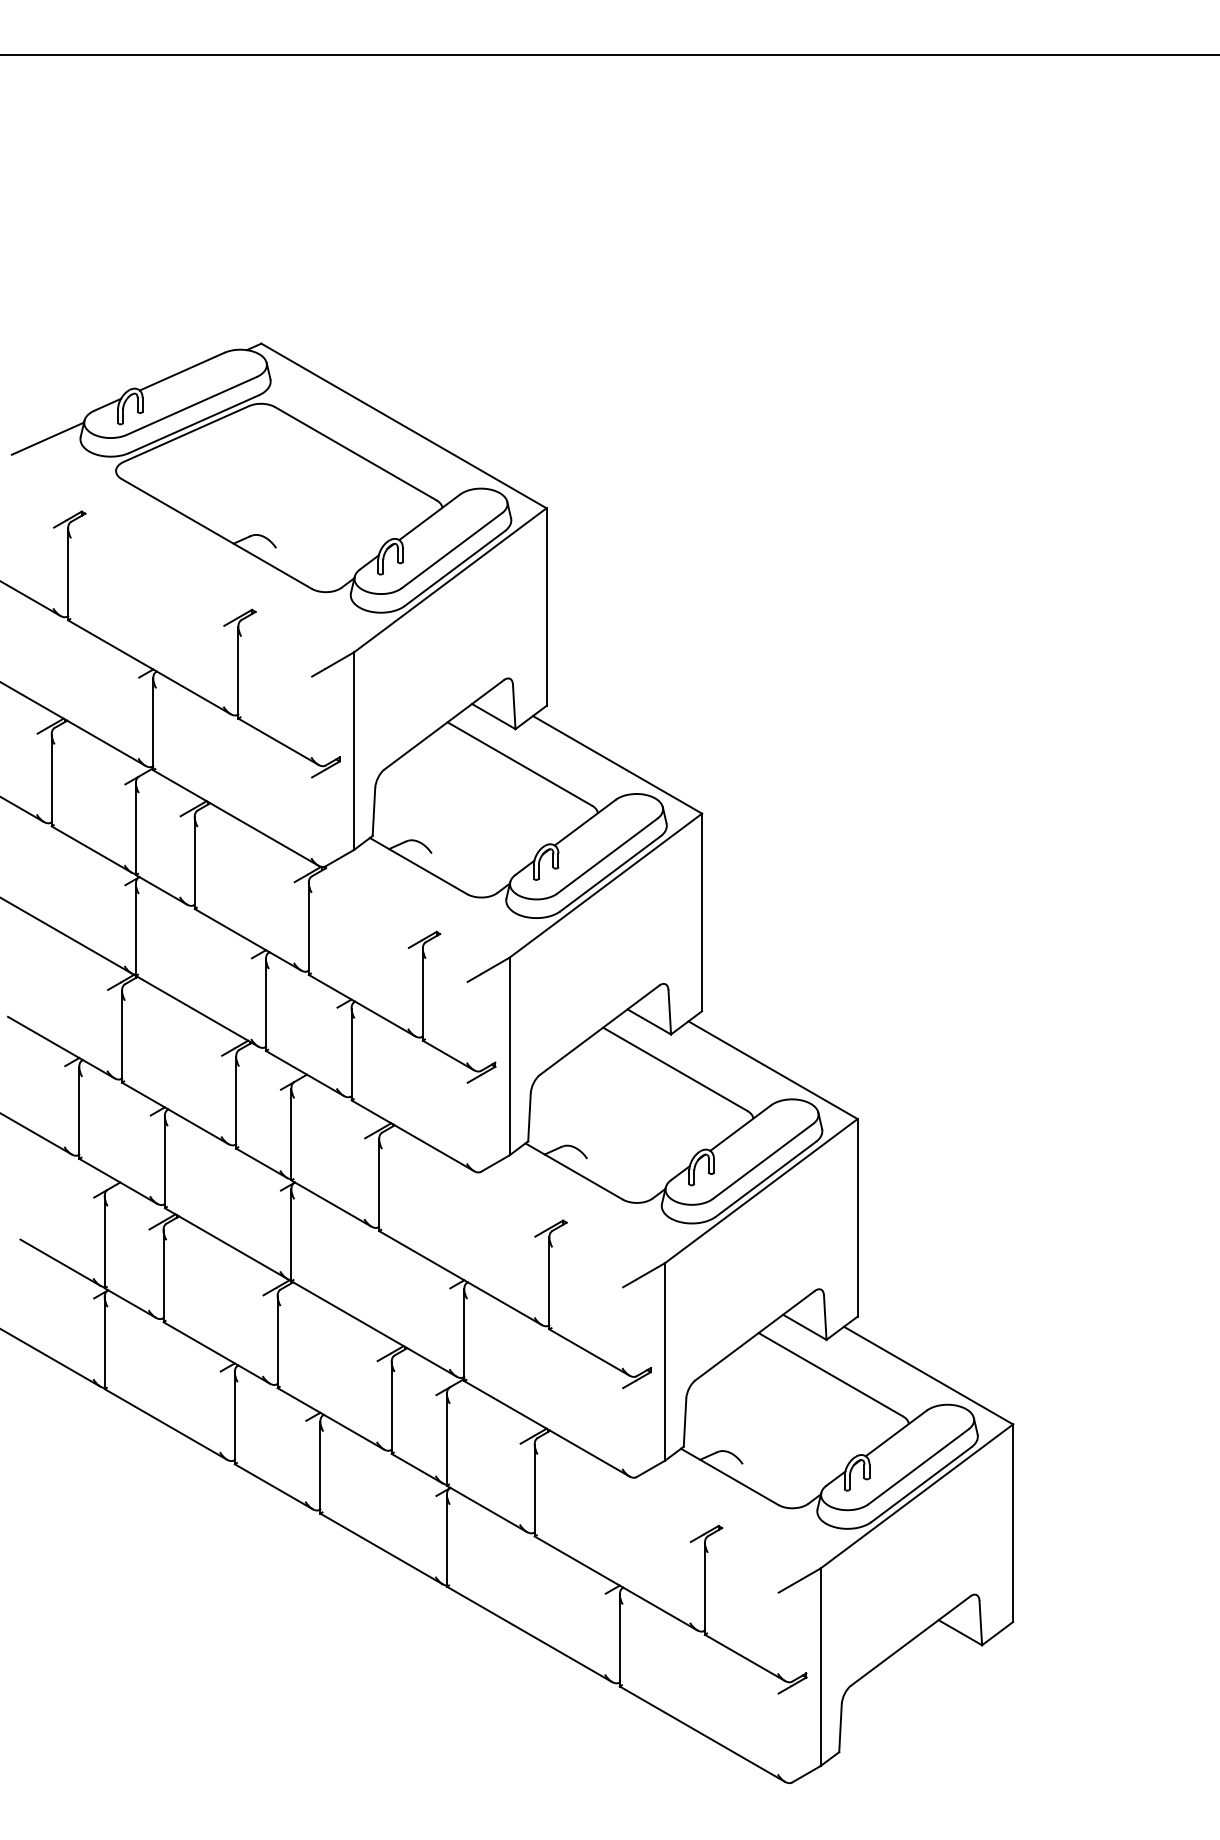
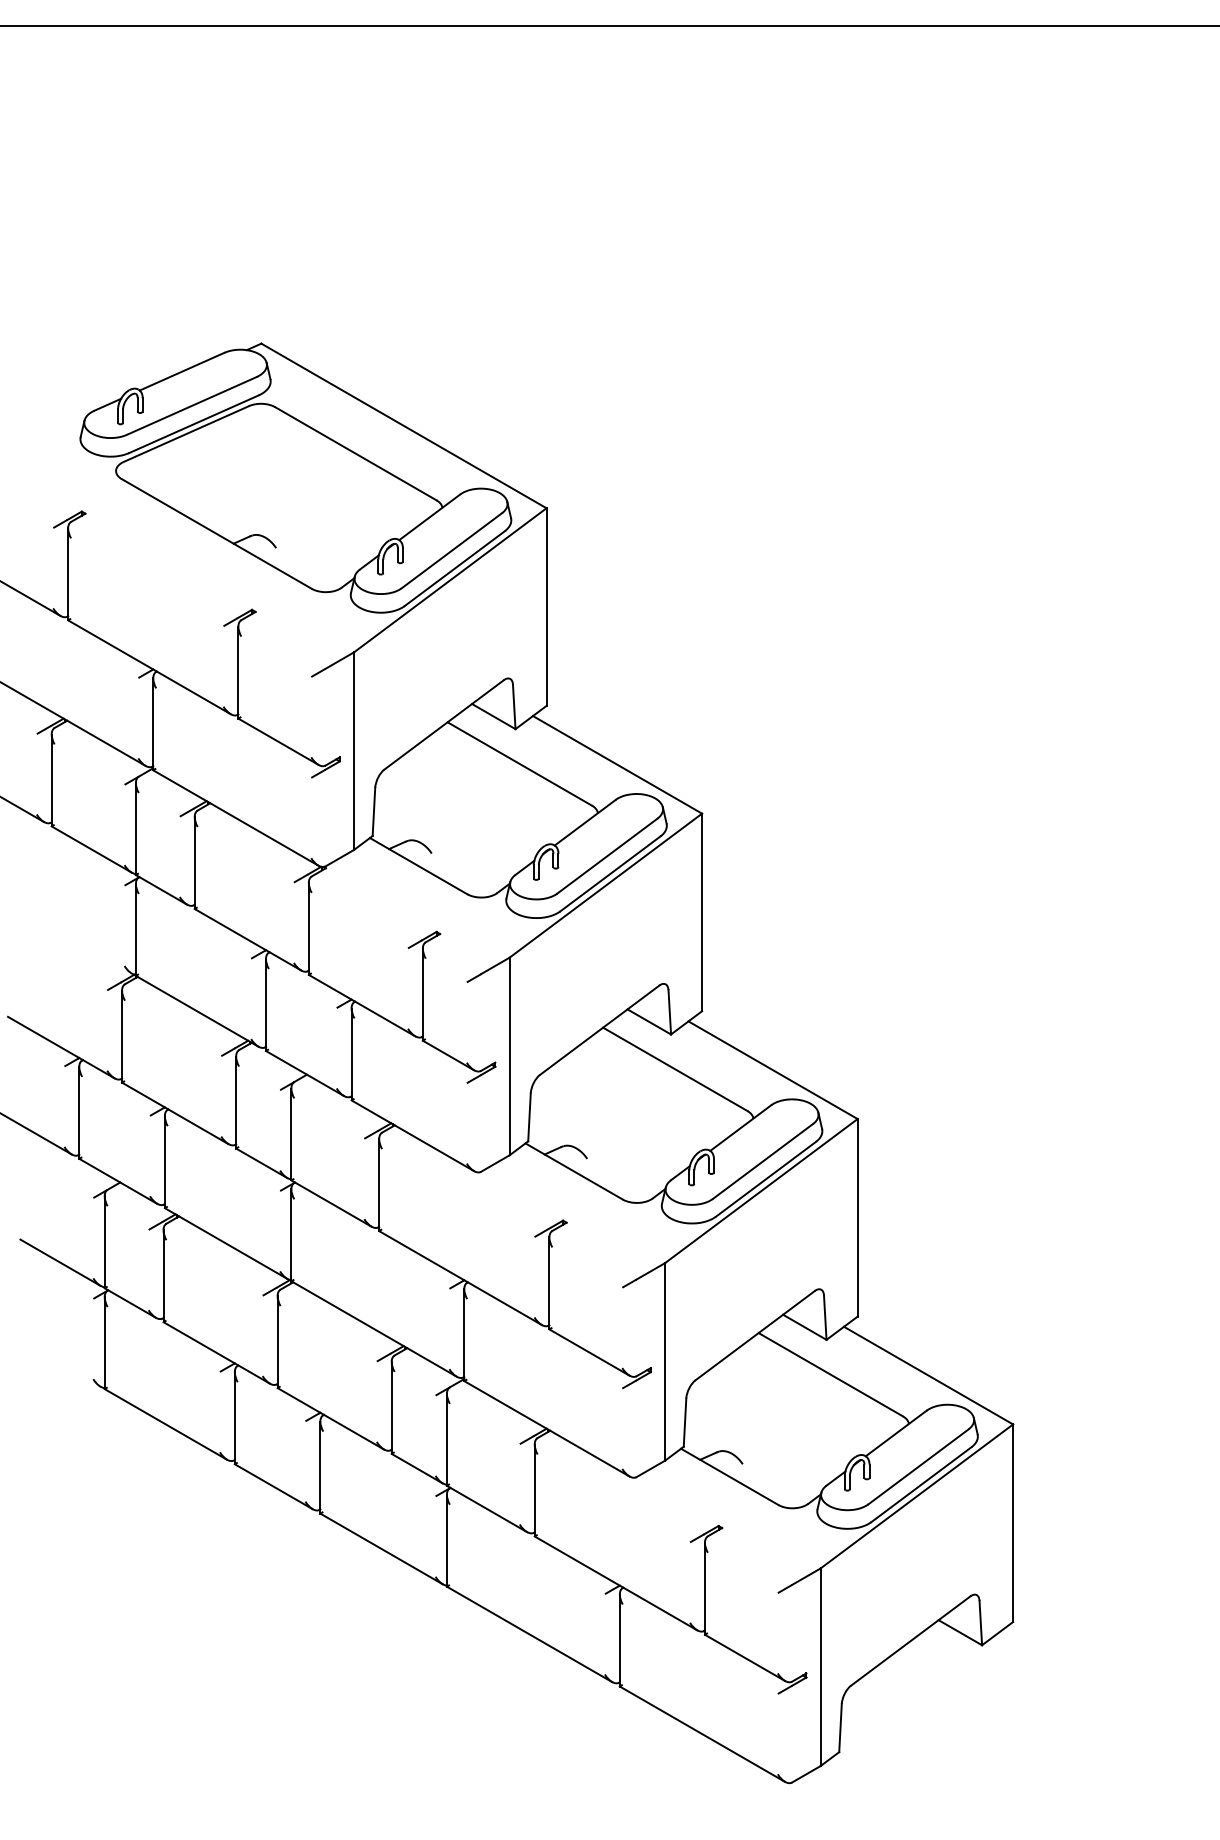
line position: (609, 55) -> (609, 26) (609, 26)
line: present -> none (47, 438)
line: present -> none (66, 935)
line: present -> none (51, 1358)
